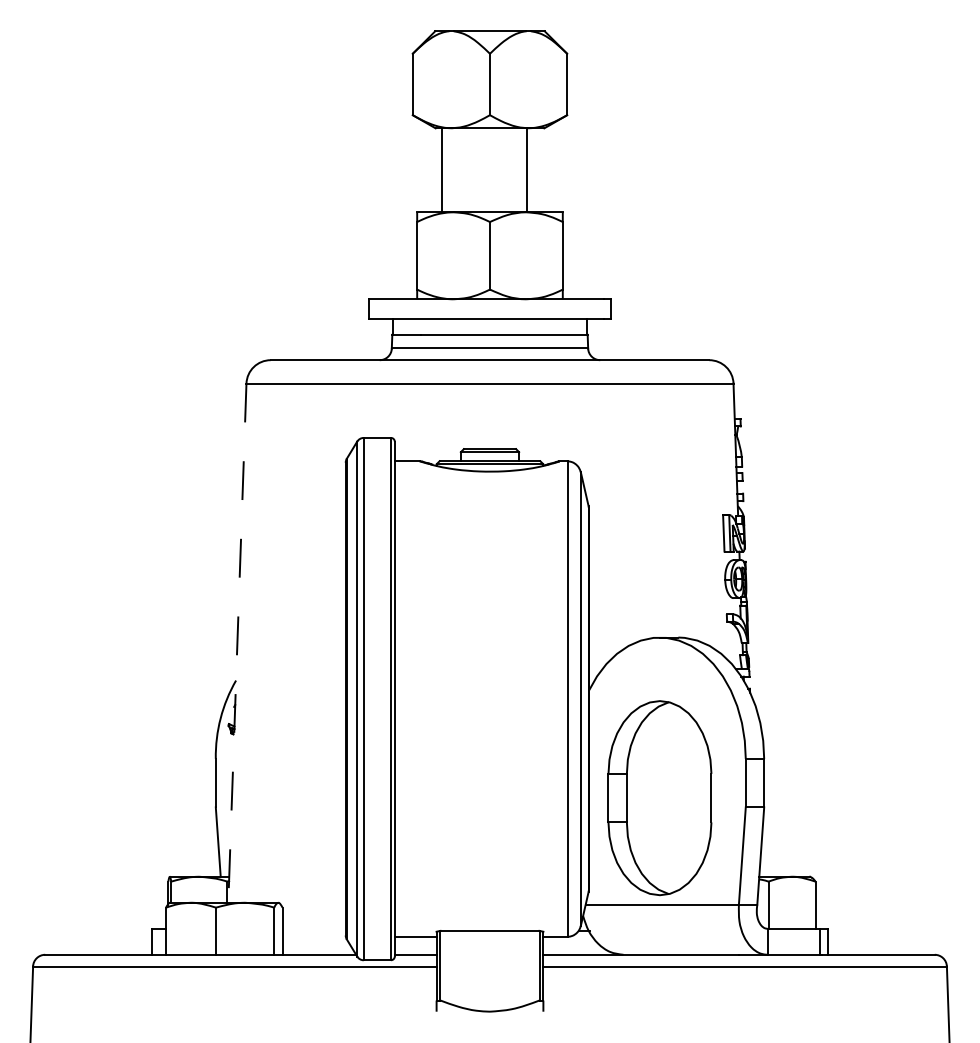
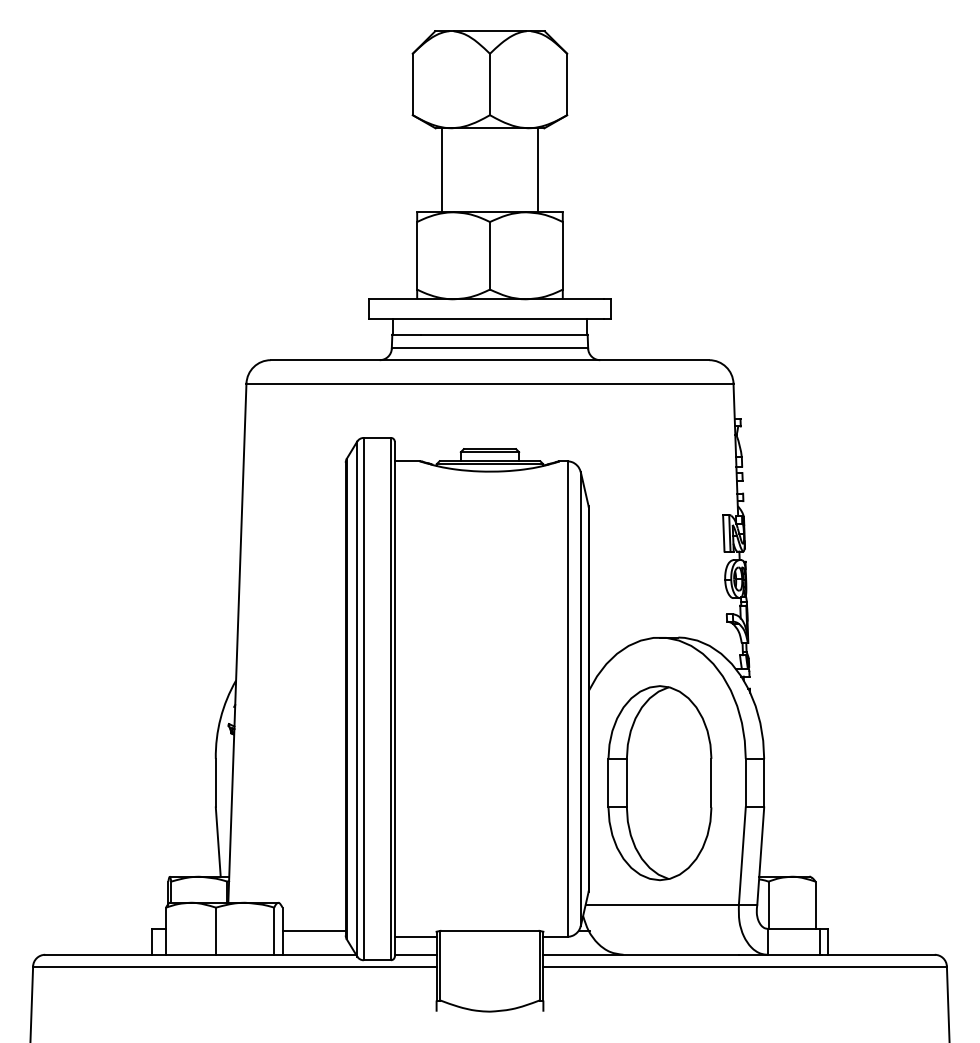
line position: (527, 170) -> (538, 170) (538, 170)
line: dashed -> solid (237, 643)
part position: (659, 798) -> (659, 783) (659, 783)
line: none -> present (313, 931)
